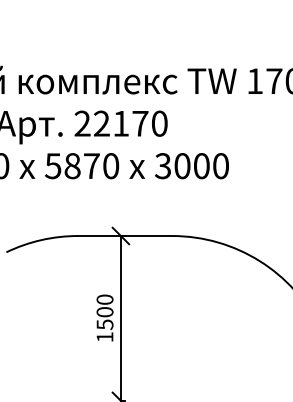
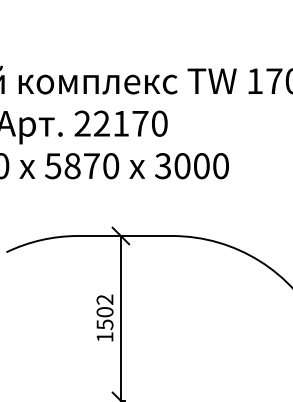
text: 1500 -> 1502 (104, 299)
